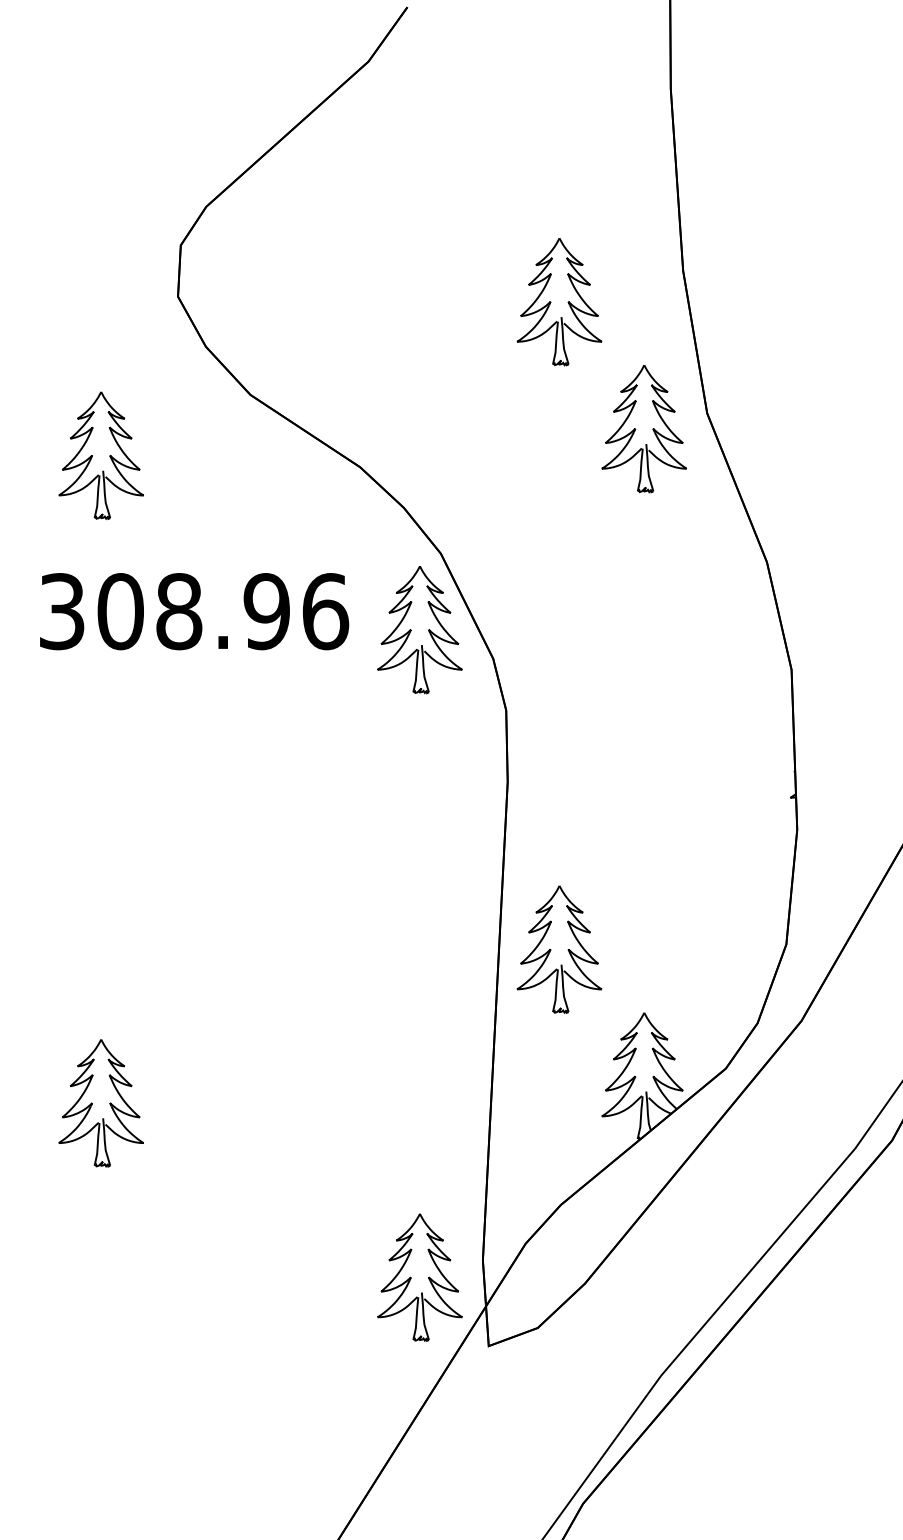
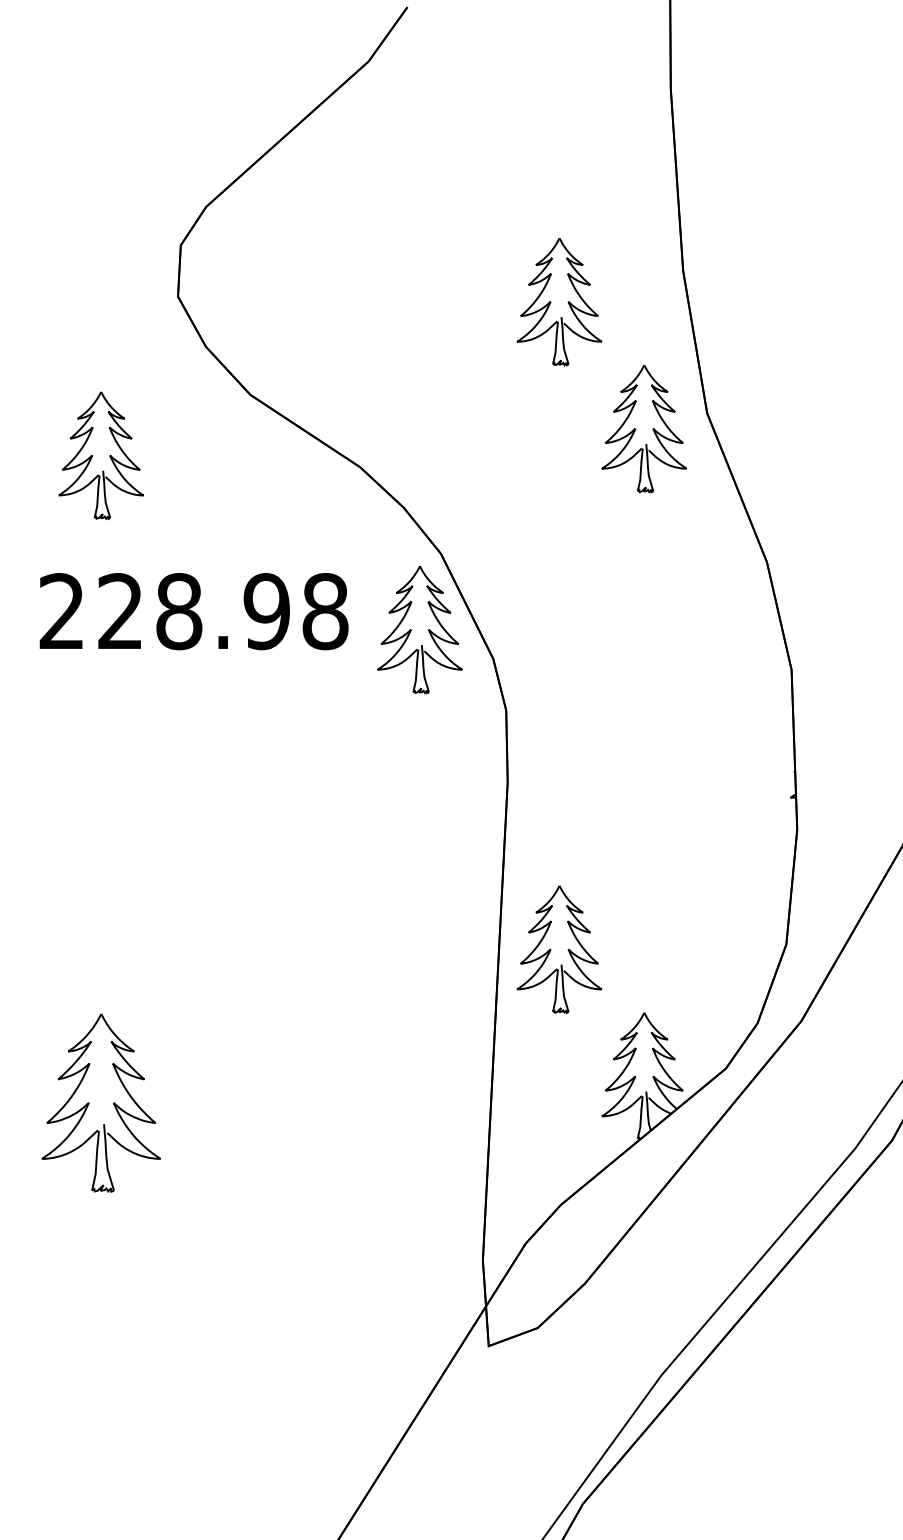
text: 308.96 -> 228.98 (194, 611)
part size: 86x129 px -> 120x180 px (100, 1102)
part: present -> none (419, 1277)
